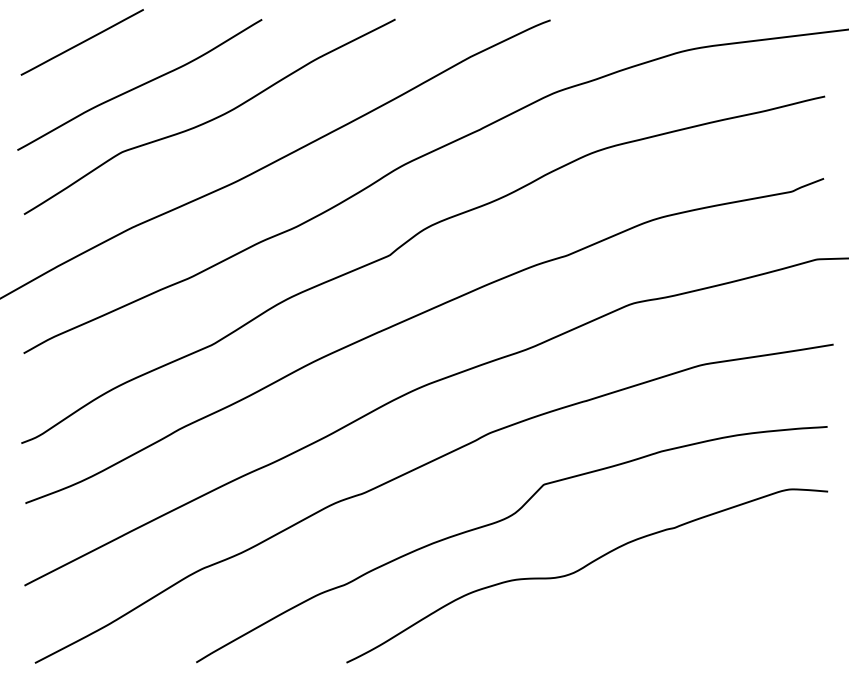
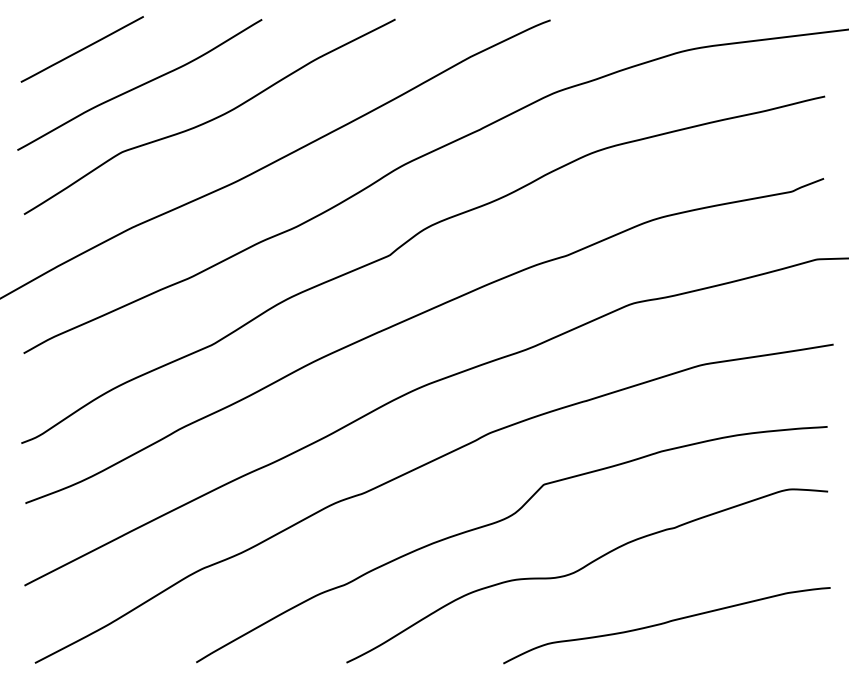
line position: (81, 42) -> (81, 49) (81, 49)
curve: none -> present (666, 623)
